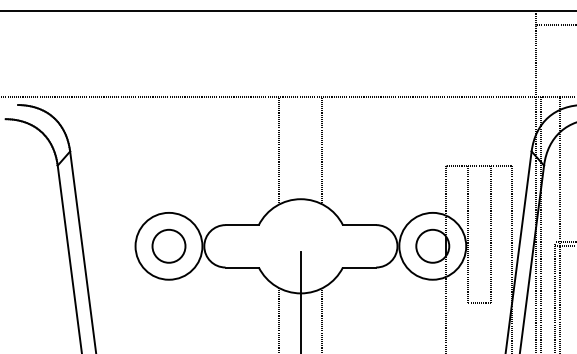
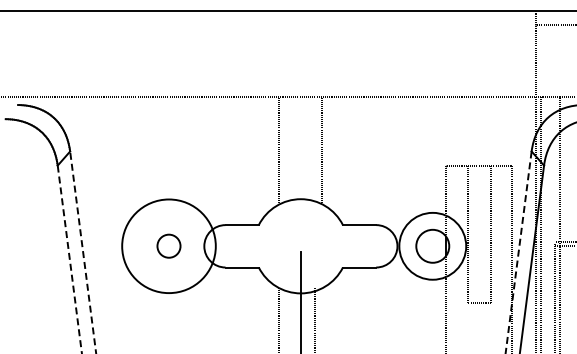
circle diameter: 67 px -> 94 px (168, 246)
circle size: 36x36 px -> 26x26 px (168, 245)
line: solid -> dashed (83, 252)
line: solid -> dashed (518, 252)
line: solid -> dashed (69, 259)
line position: (322, 319) -> (315, 319) (315, 319)
